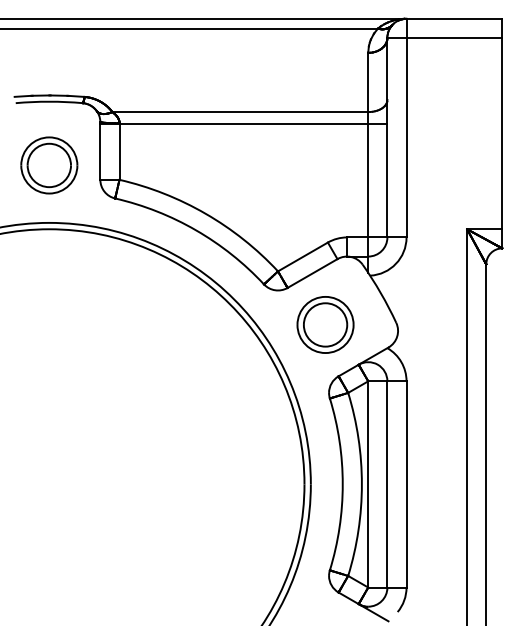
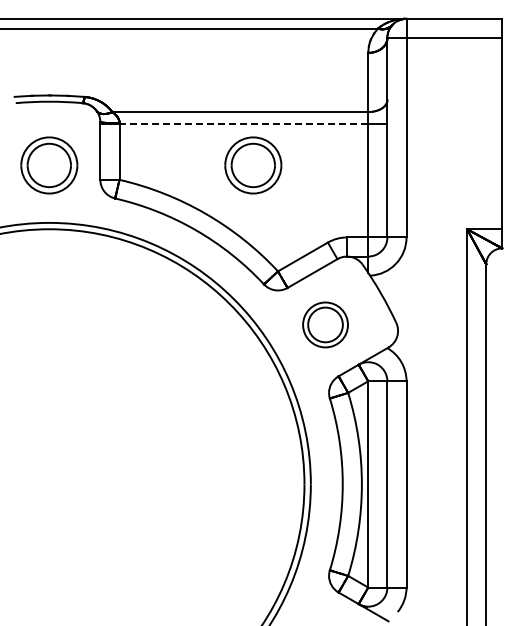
line: solid -> dashed (243, 124)
part: none -> present (253, 165)
part size: 59x58 px -> 47x48 px (325, 324)
